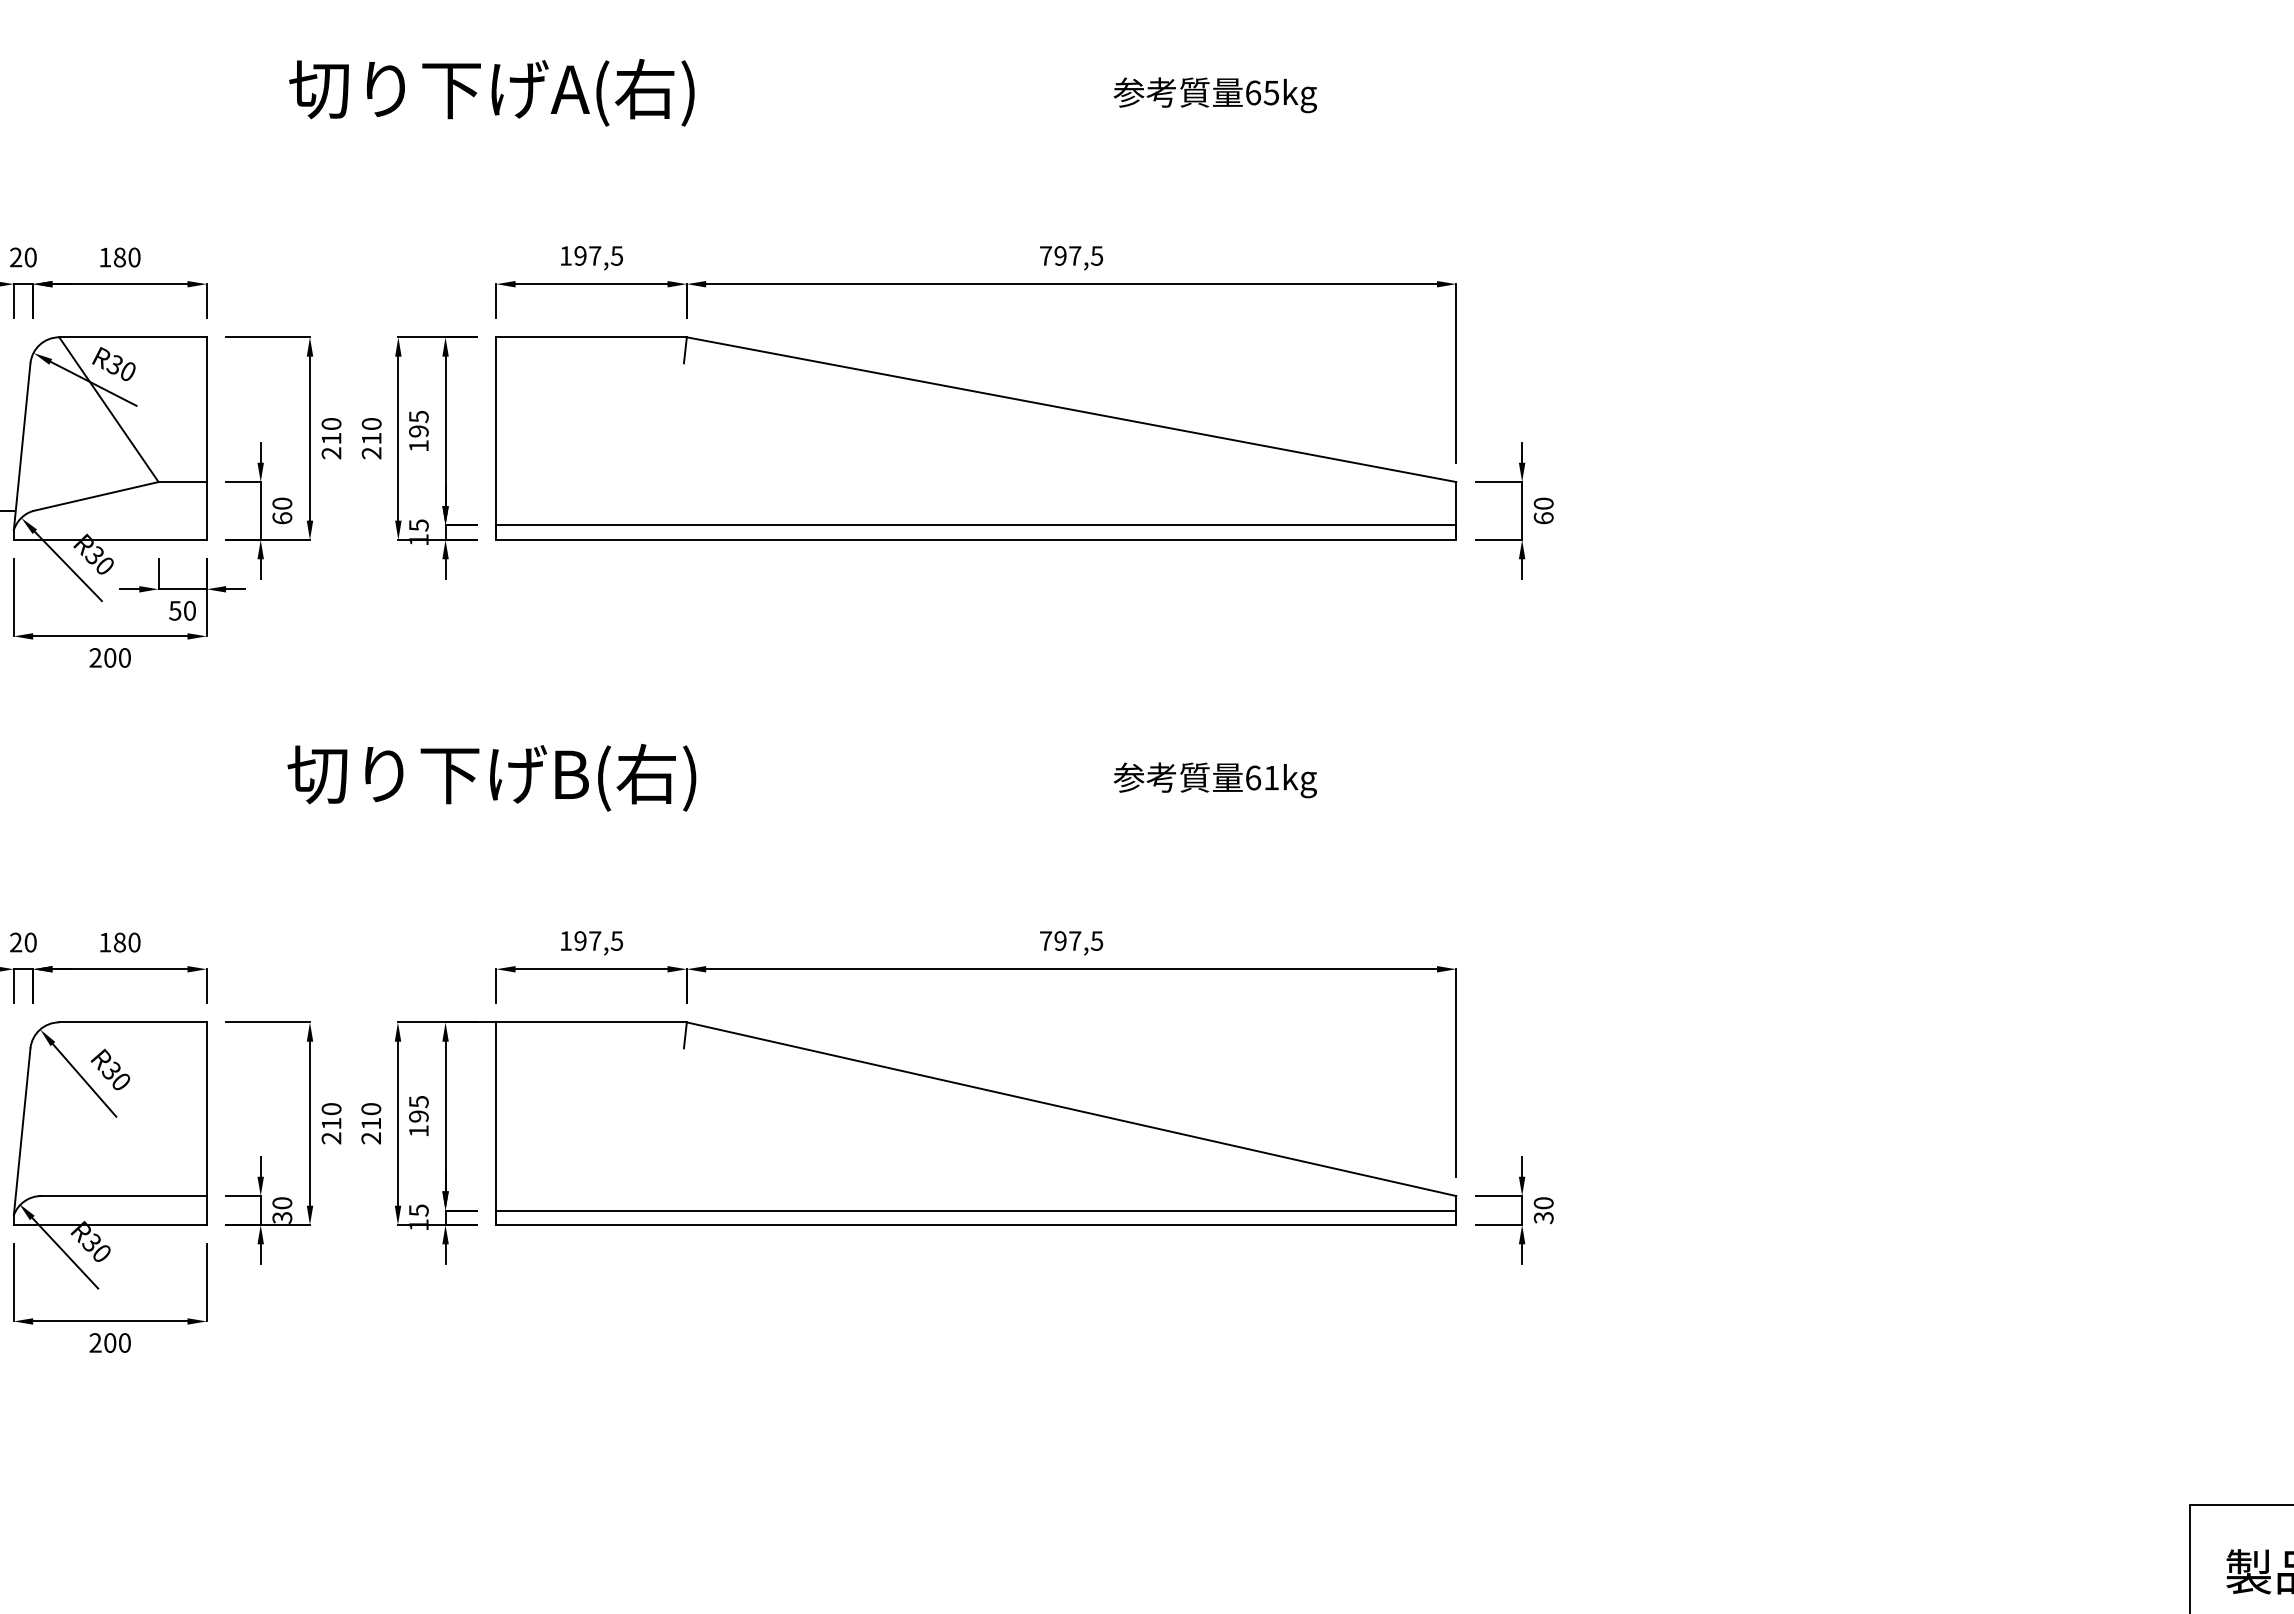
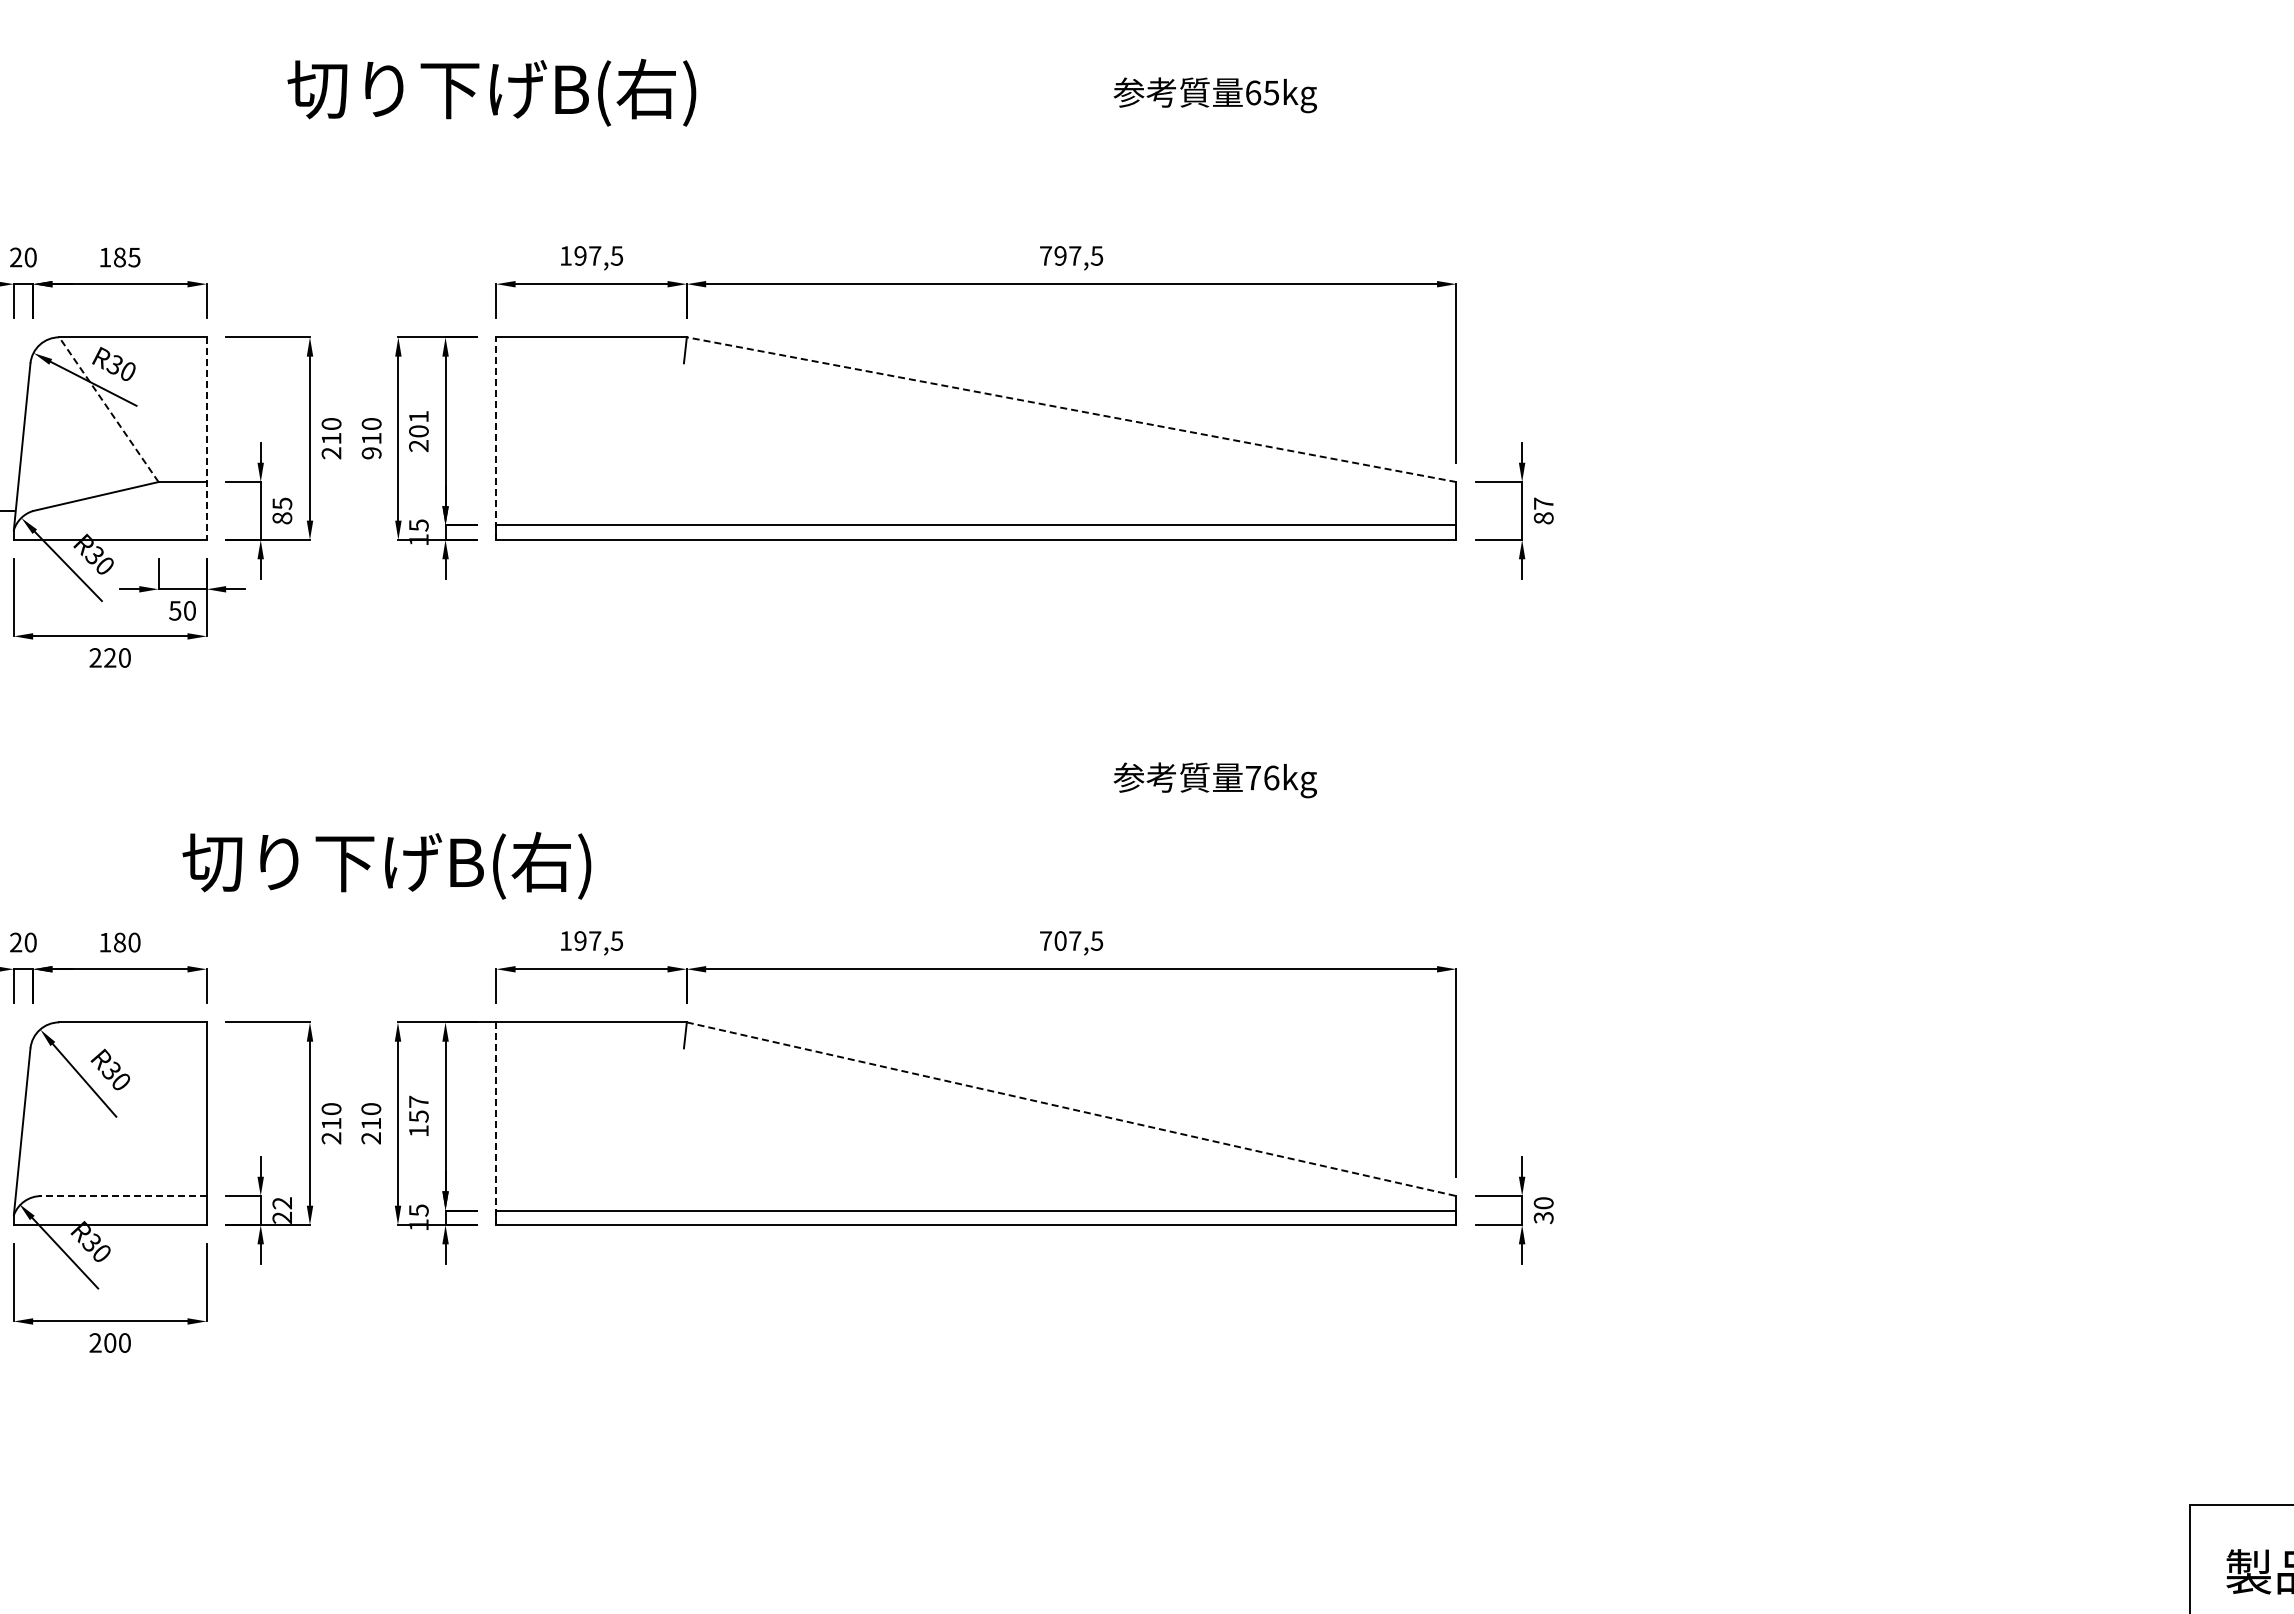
text: 切り下げA(右) -> 切り下げB(右) (491, 92)
text: 180 -> 185 (134, 257)
line: solid -> dashed (108, 409)
line: solid -> dashed (1071, 409)
text: 195 -> 201 (418, 431)
line: solid -> dashed (496, 438)
line: solid -> dashed (206, 439)
text: 210 -> 910 (371, 453)
text: 60 -> 85 (282, 510)
text: 60 -> 87 (1543, 510)
text: 200 -> 220 (110, 657)
text position: (491, 777) -> (386, 865) (386, 865)
text: 61kg -> 76kg (1262, 777)
text: 797,5 -> 707,5 (1060, 940)
text: 195 -> 157 (418, 1108)
line: solid -> dashed (1072, 1109)
line: solid -> dashed (496, 1124)
line: solid -> dashed (122, 1196)
text: 30 -> 22 (282, 1210)
